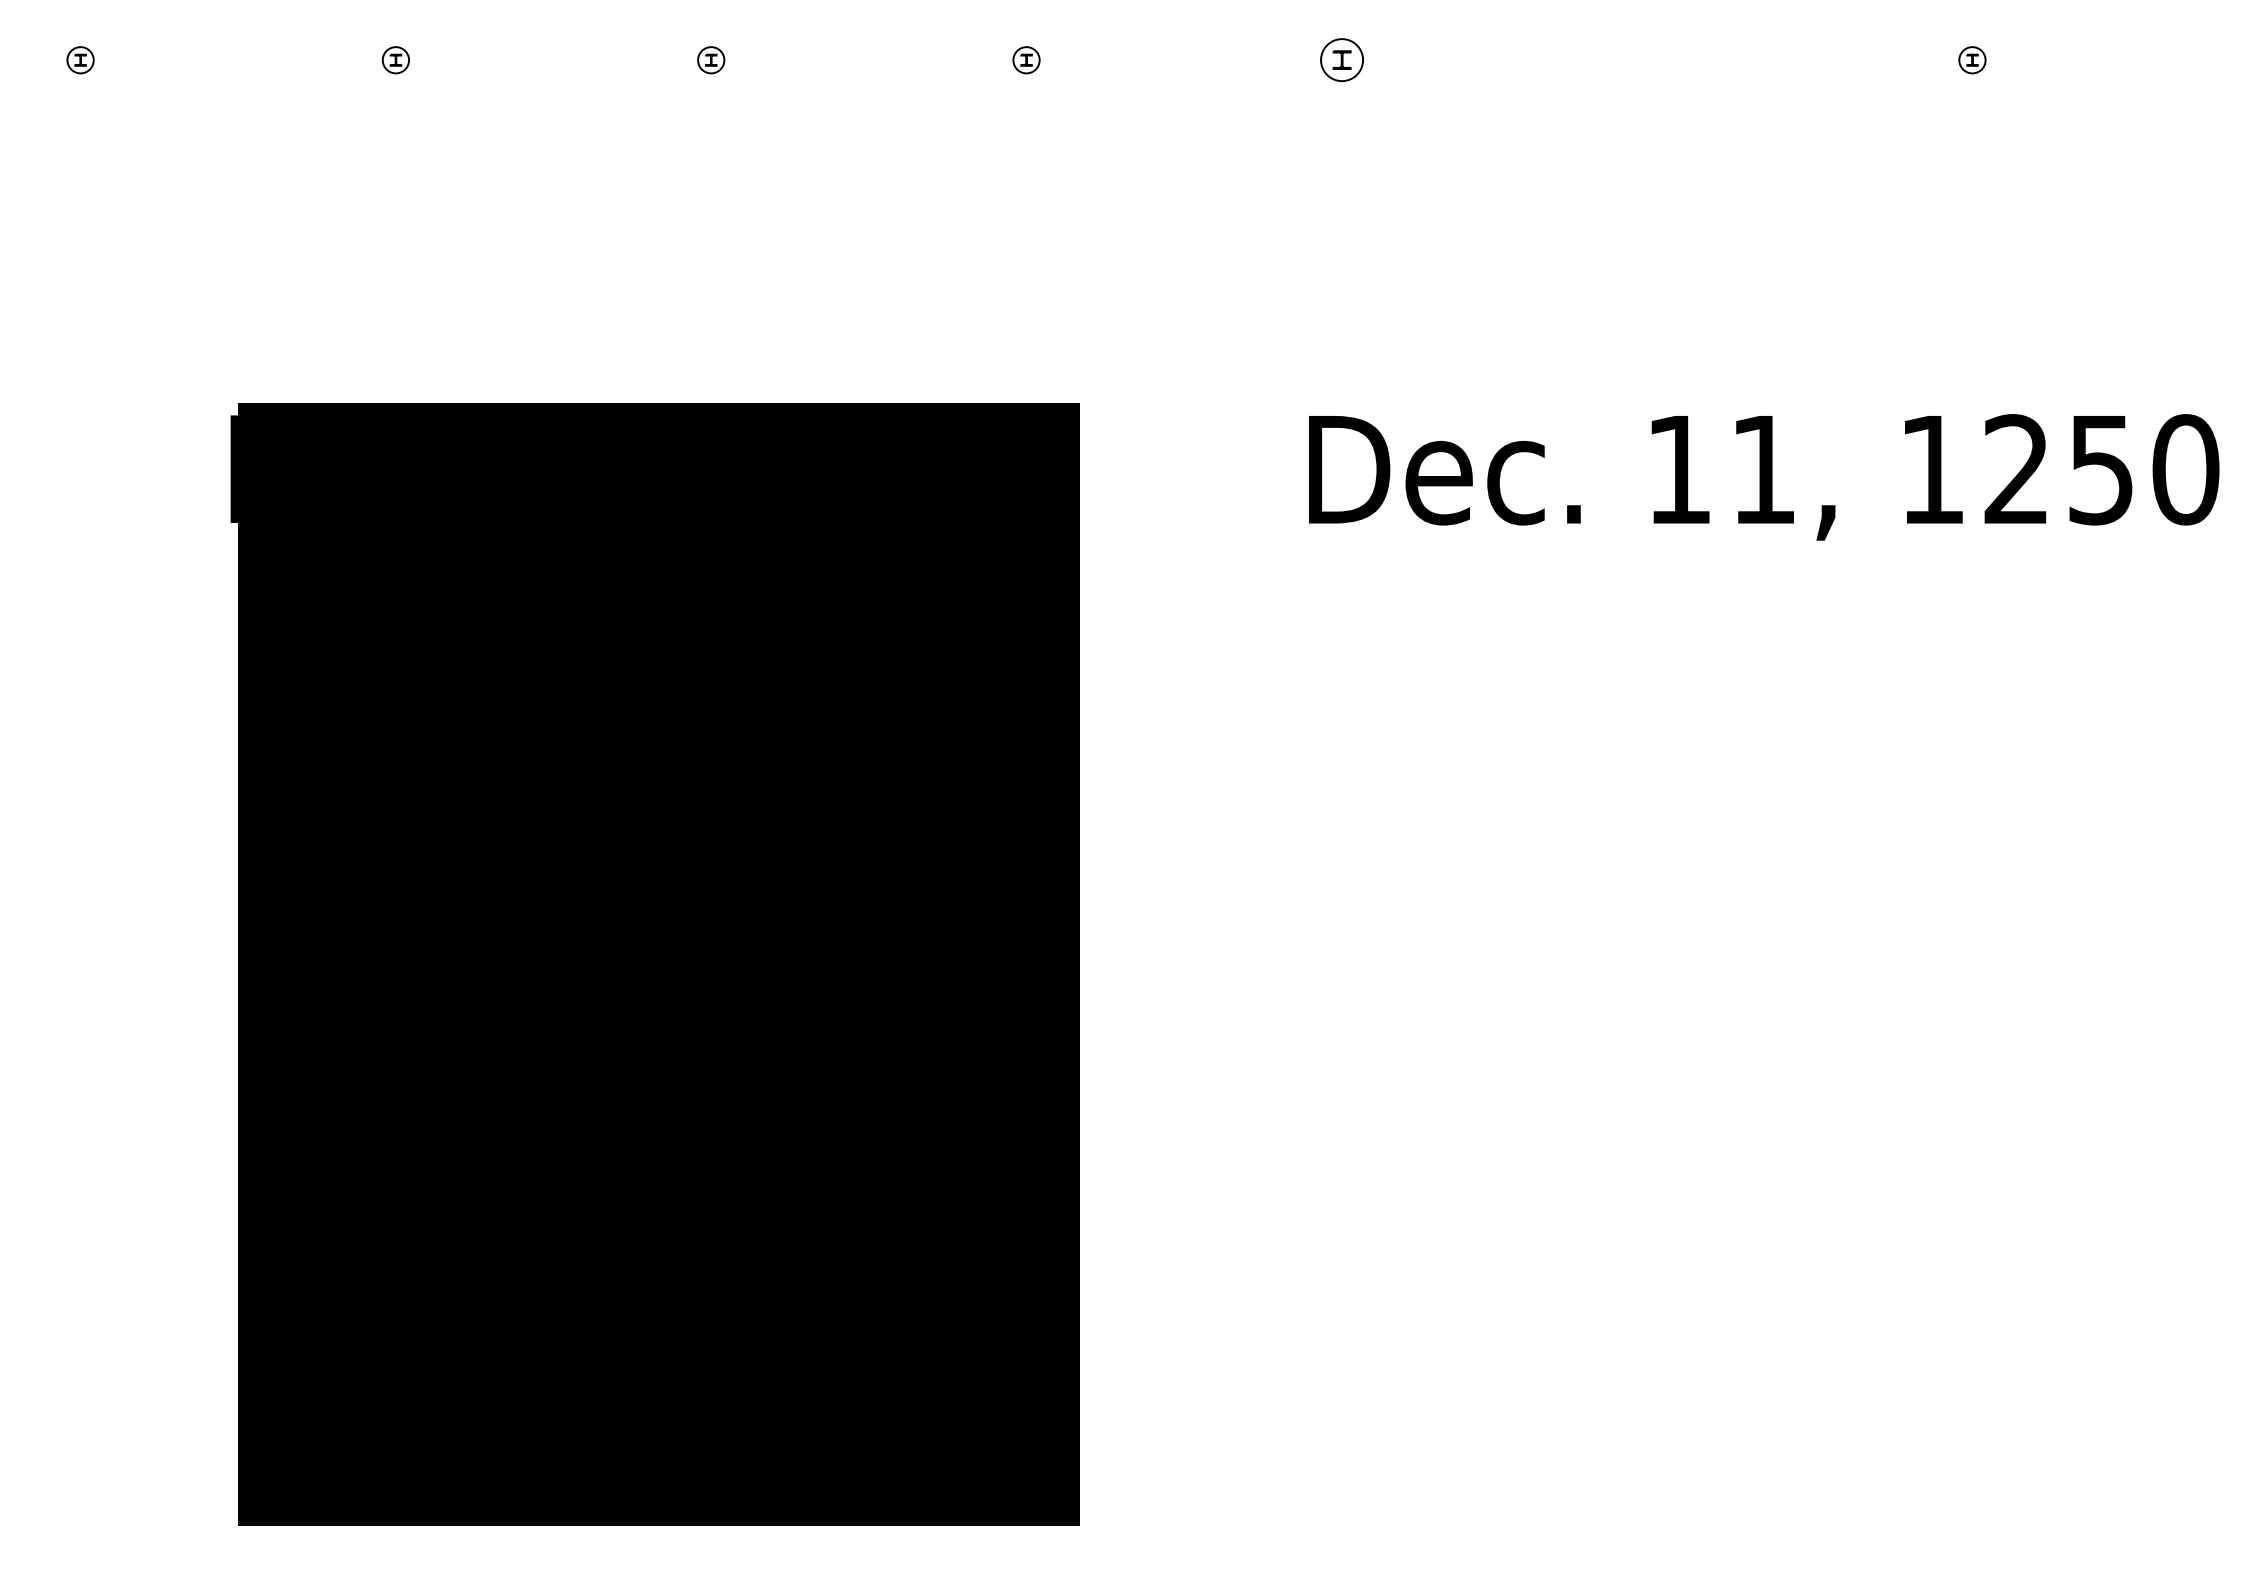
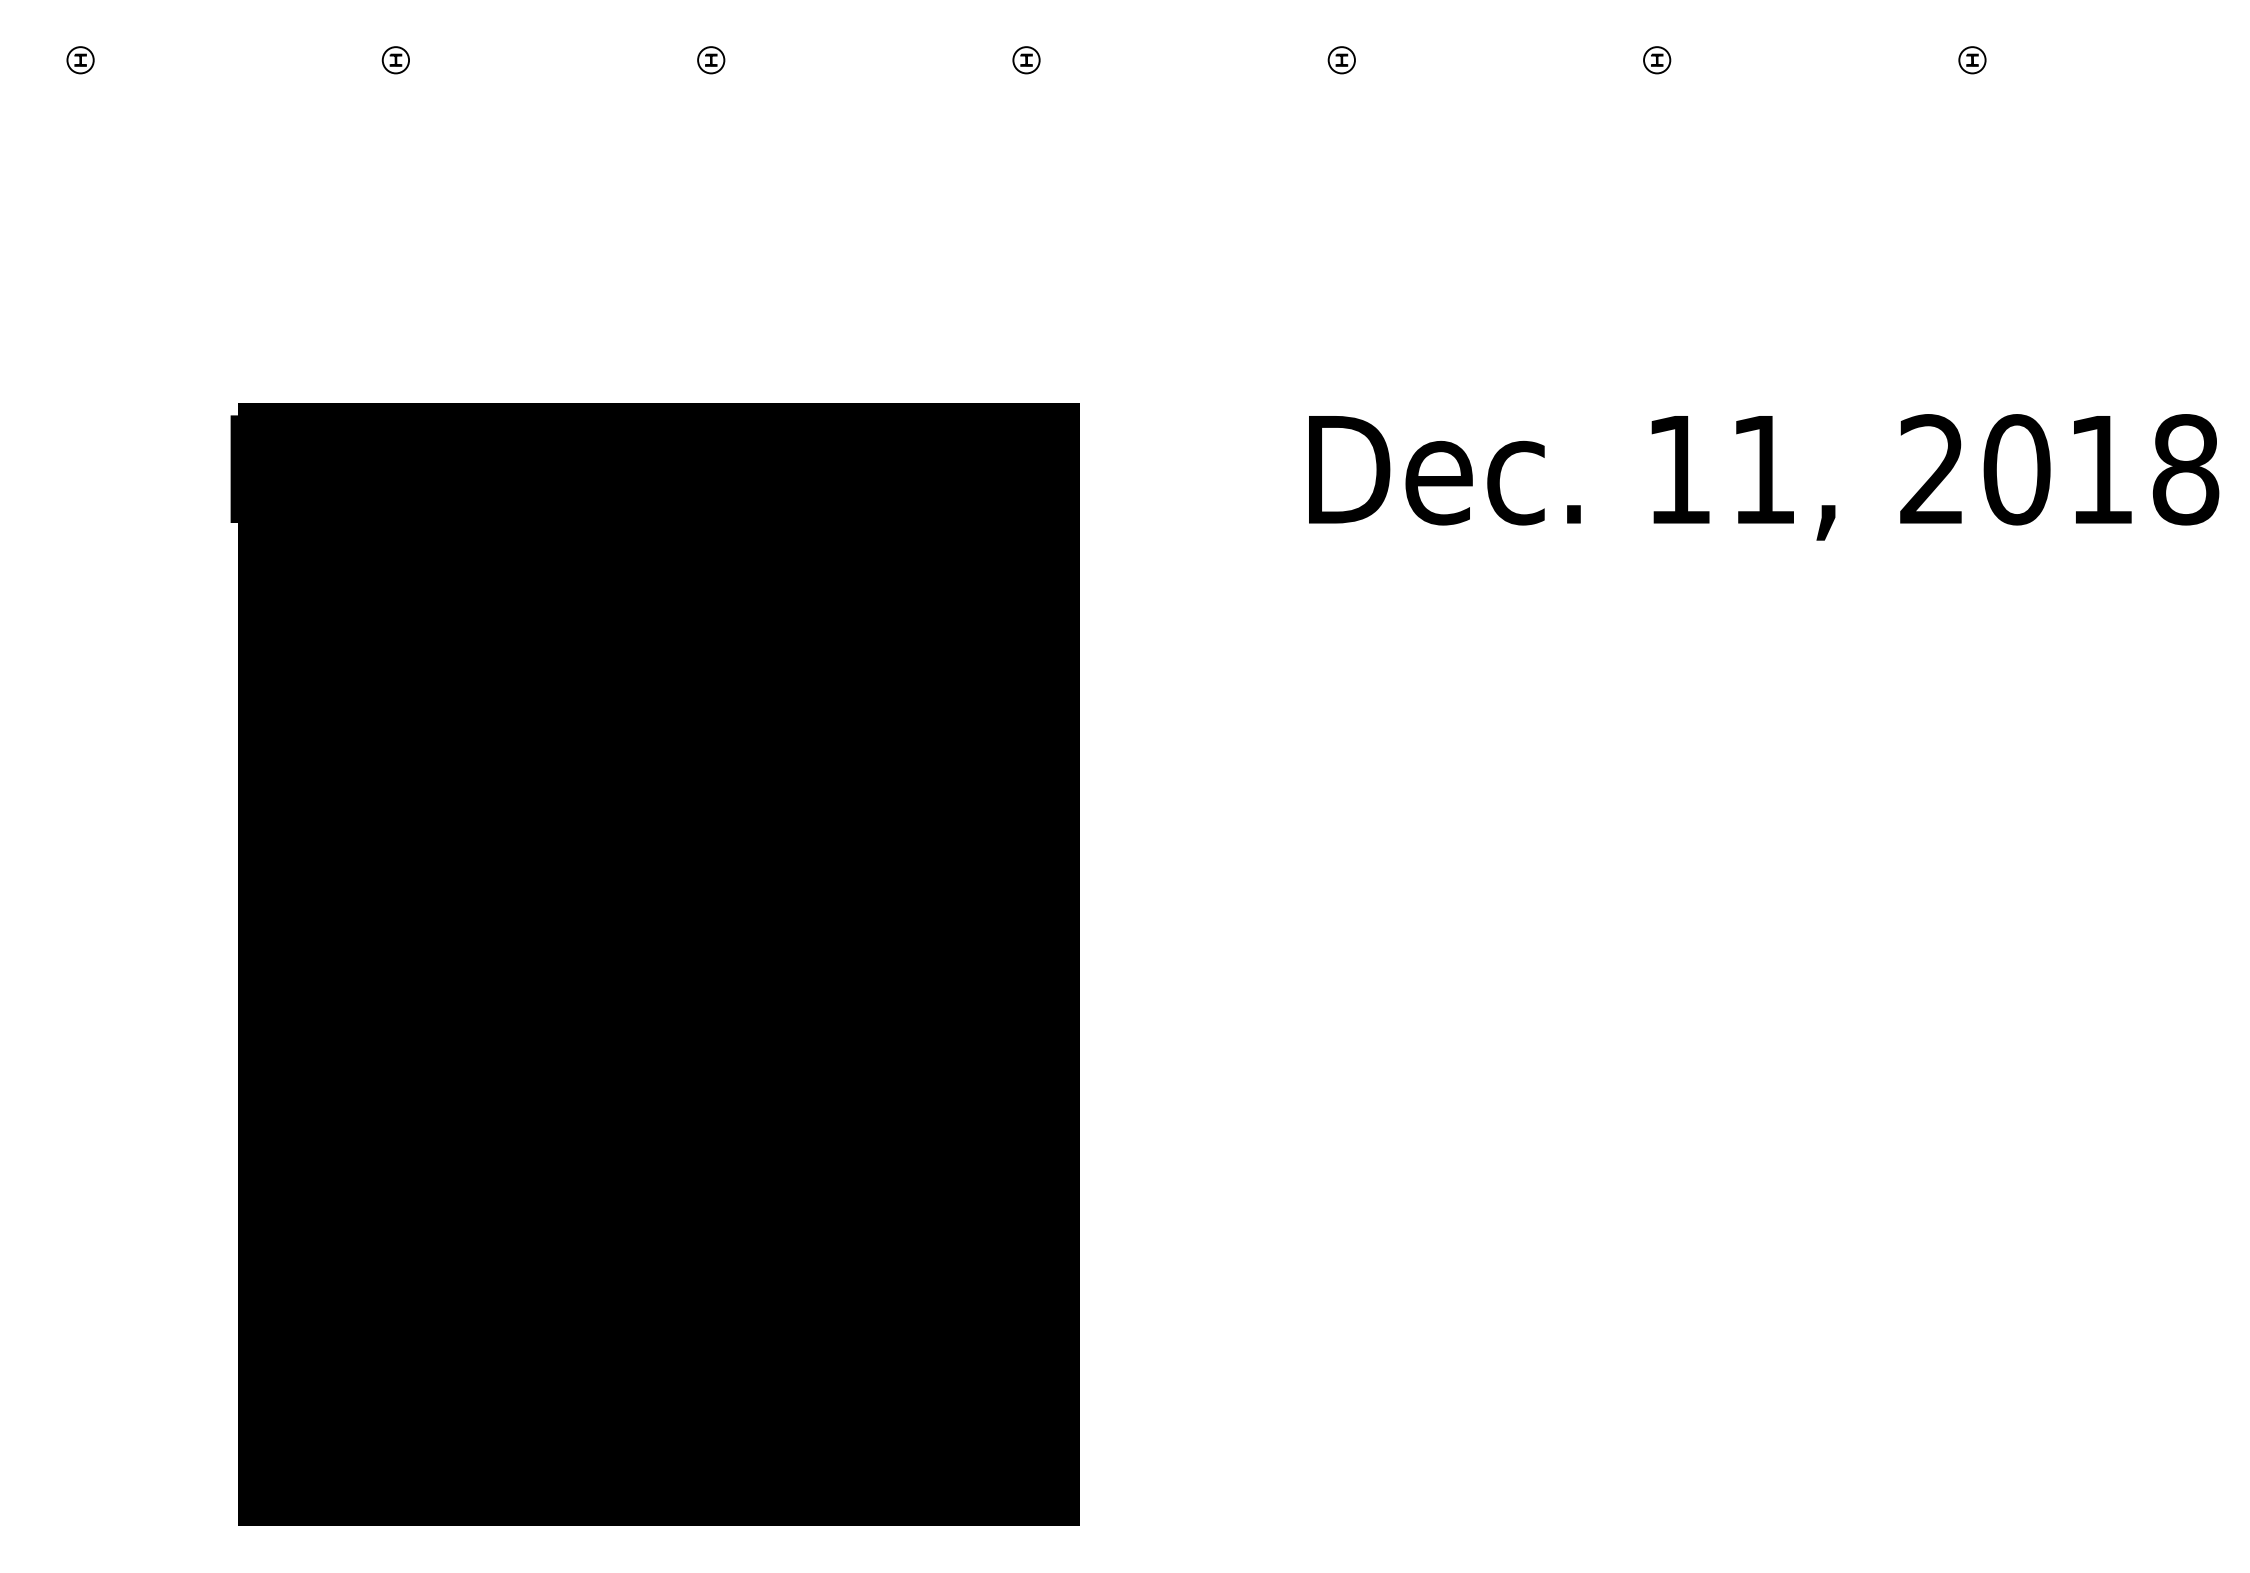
part size: 44x44 px -> 29x29 px (1341, 60)
part: none -> present (1657, 60)
text: 1250 -> 2018 (2059, 469)
